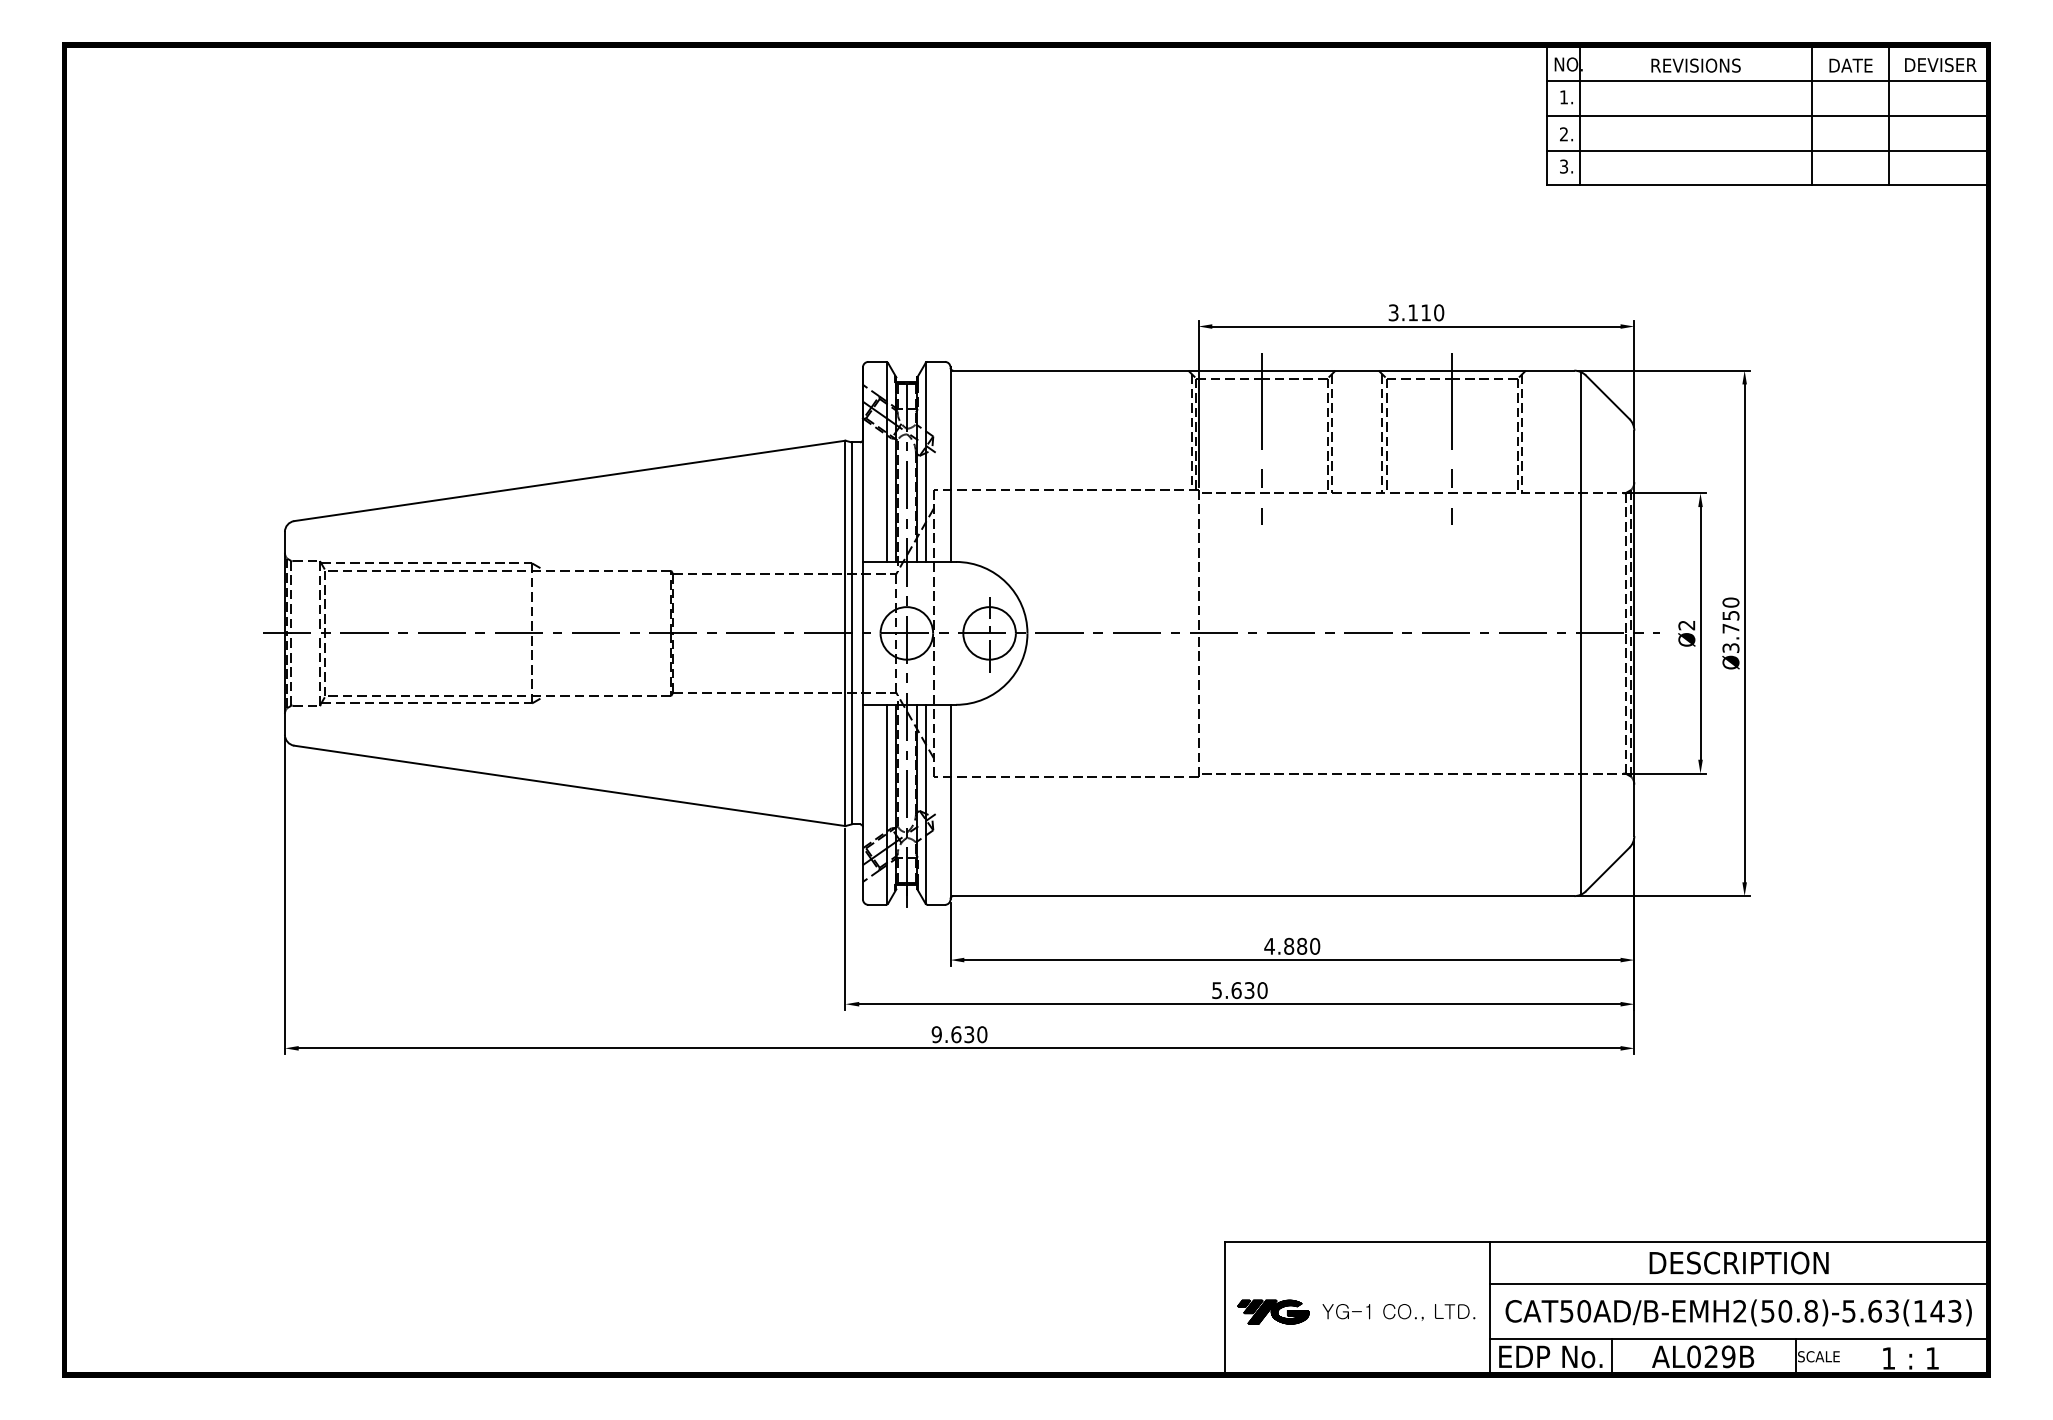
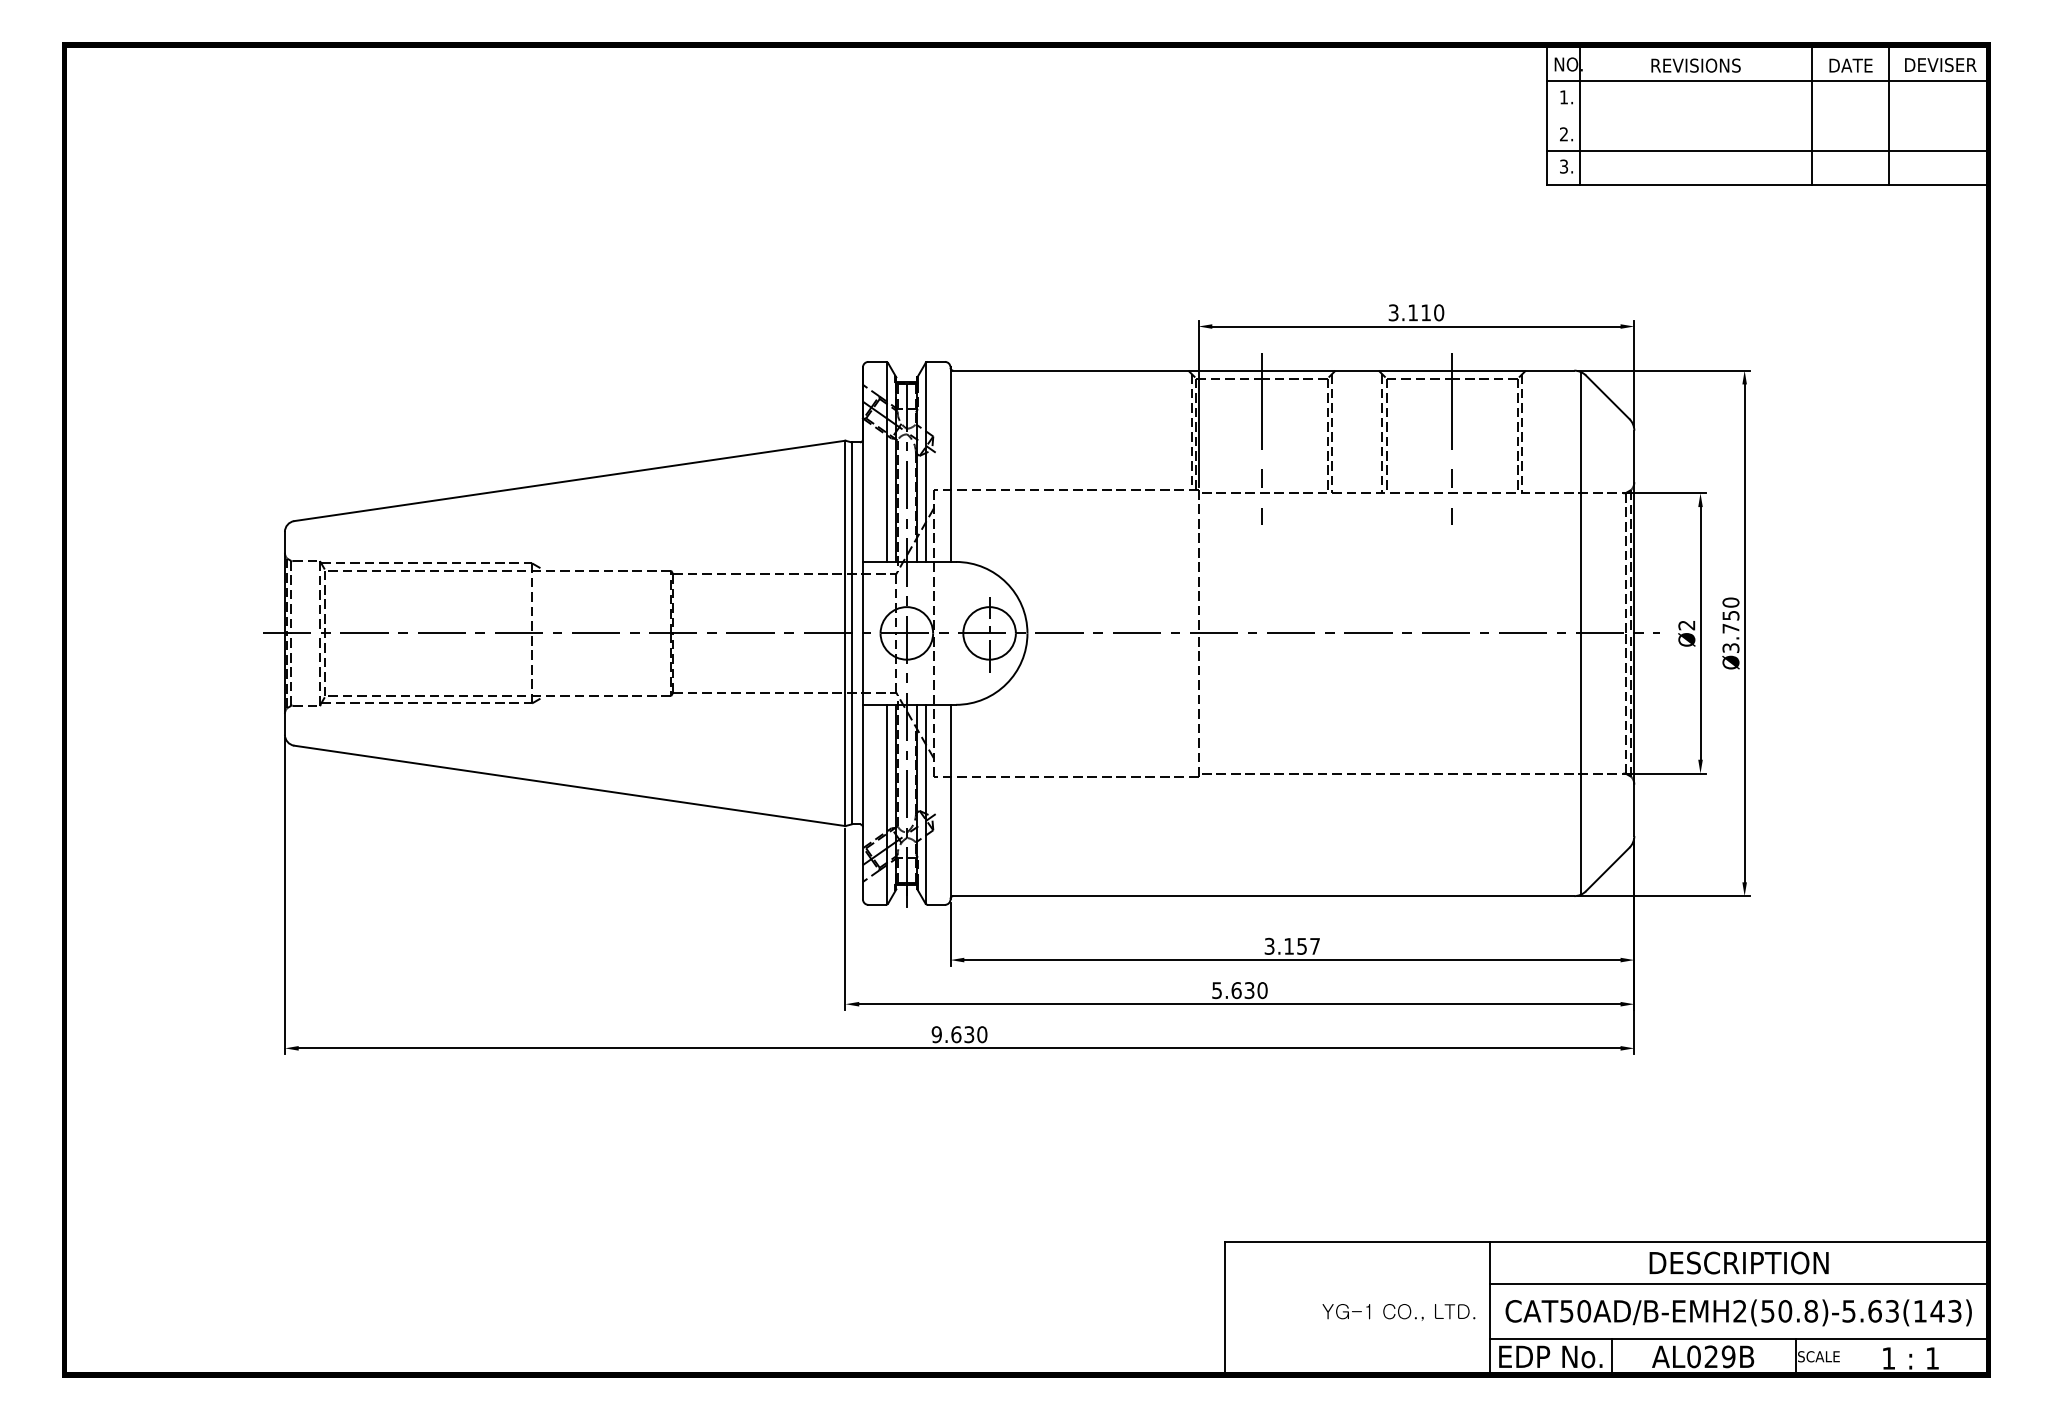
line: present -> none (1767, 115)
text: 4.880 -> 3.157 (1292, 945)
part: present -> none (1273, 1311)
